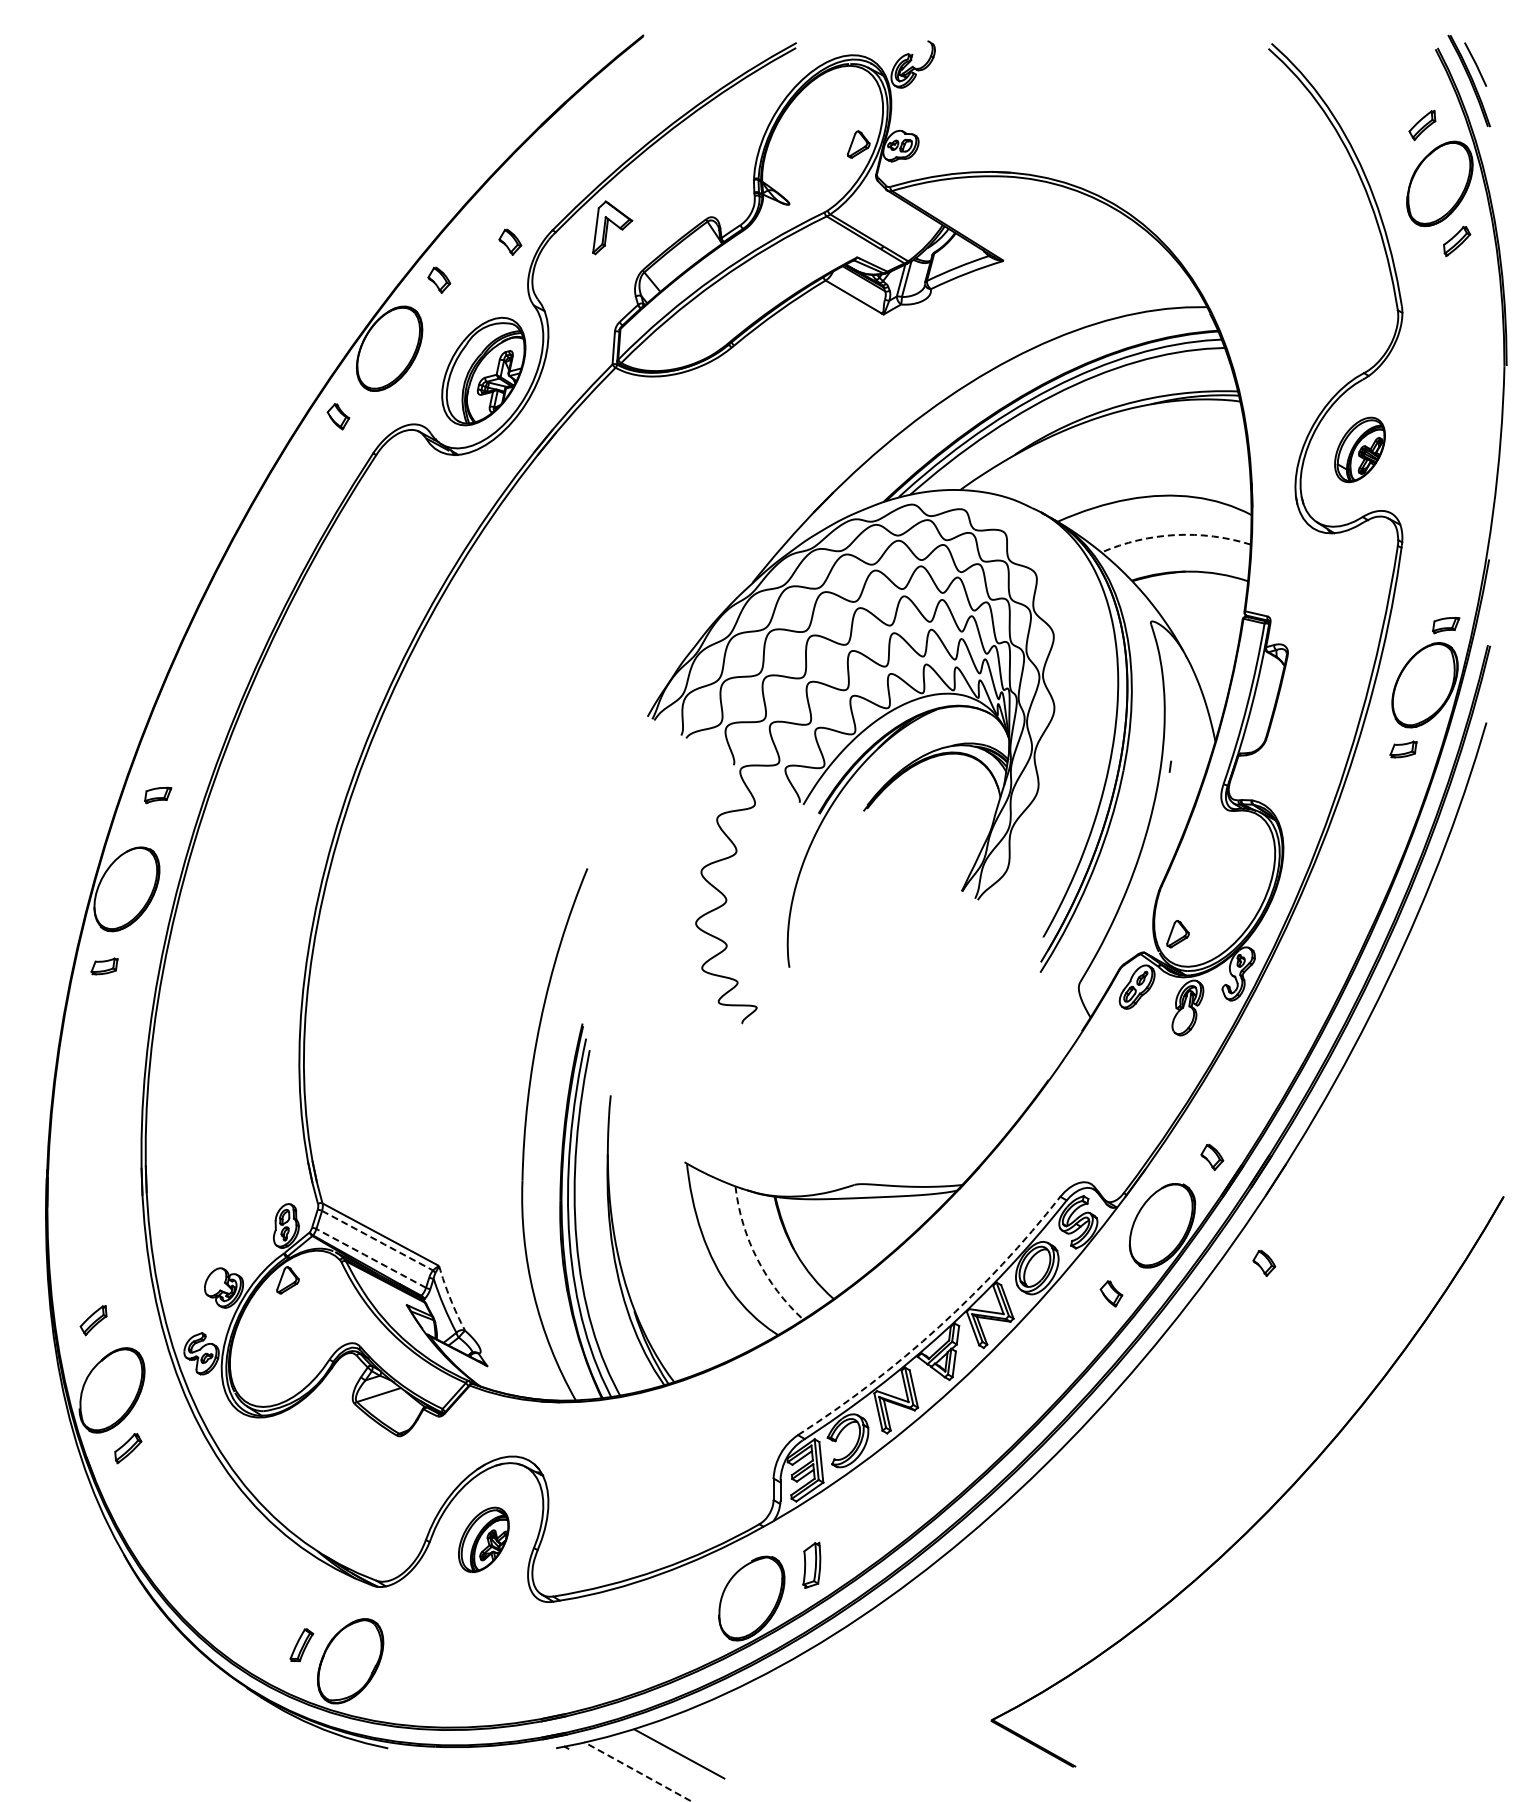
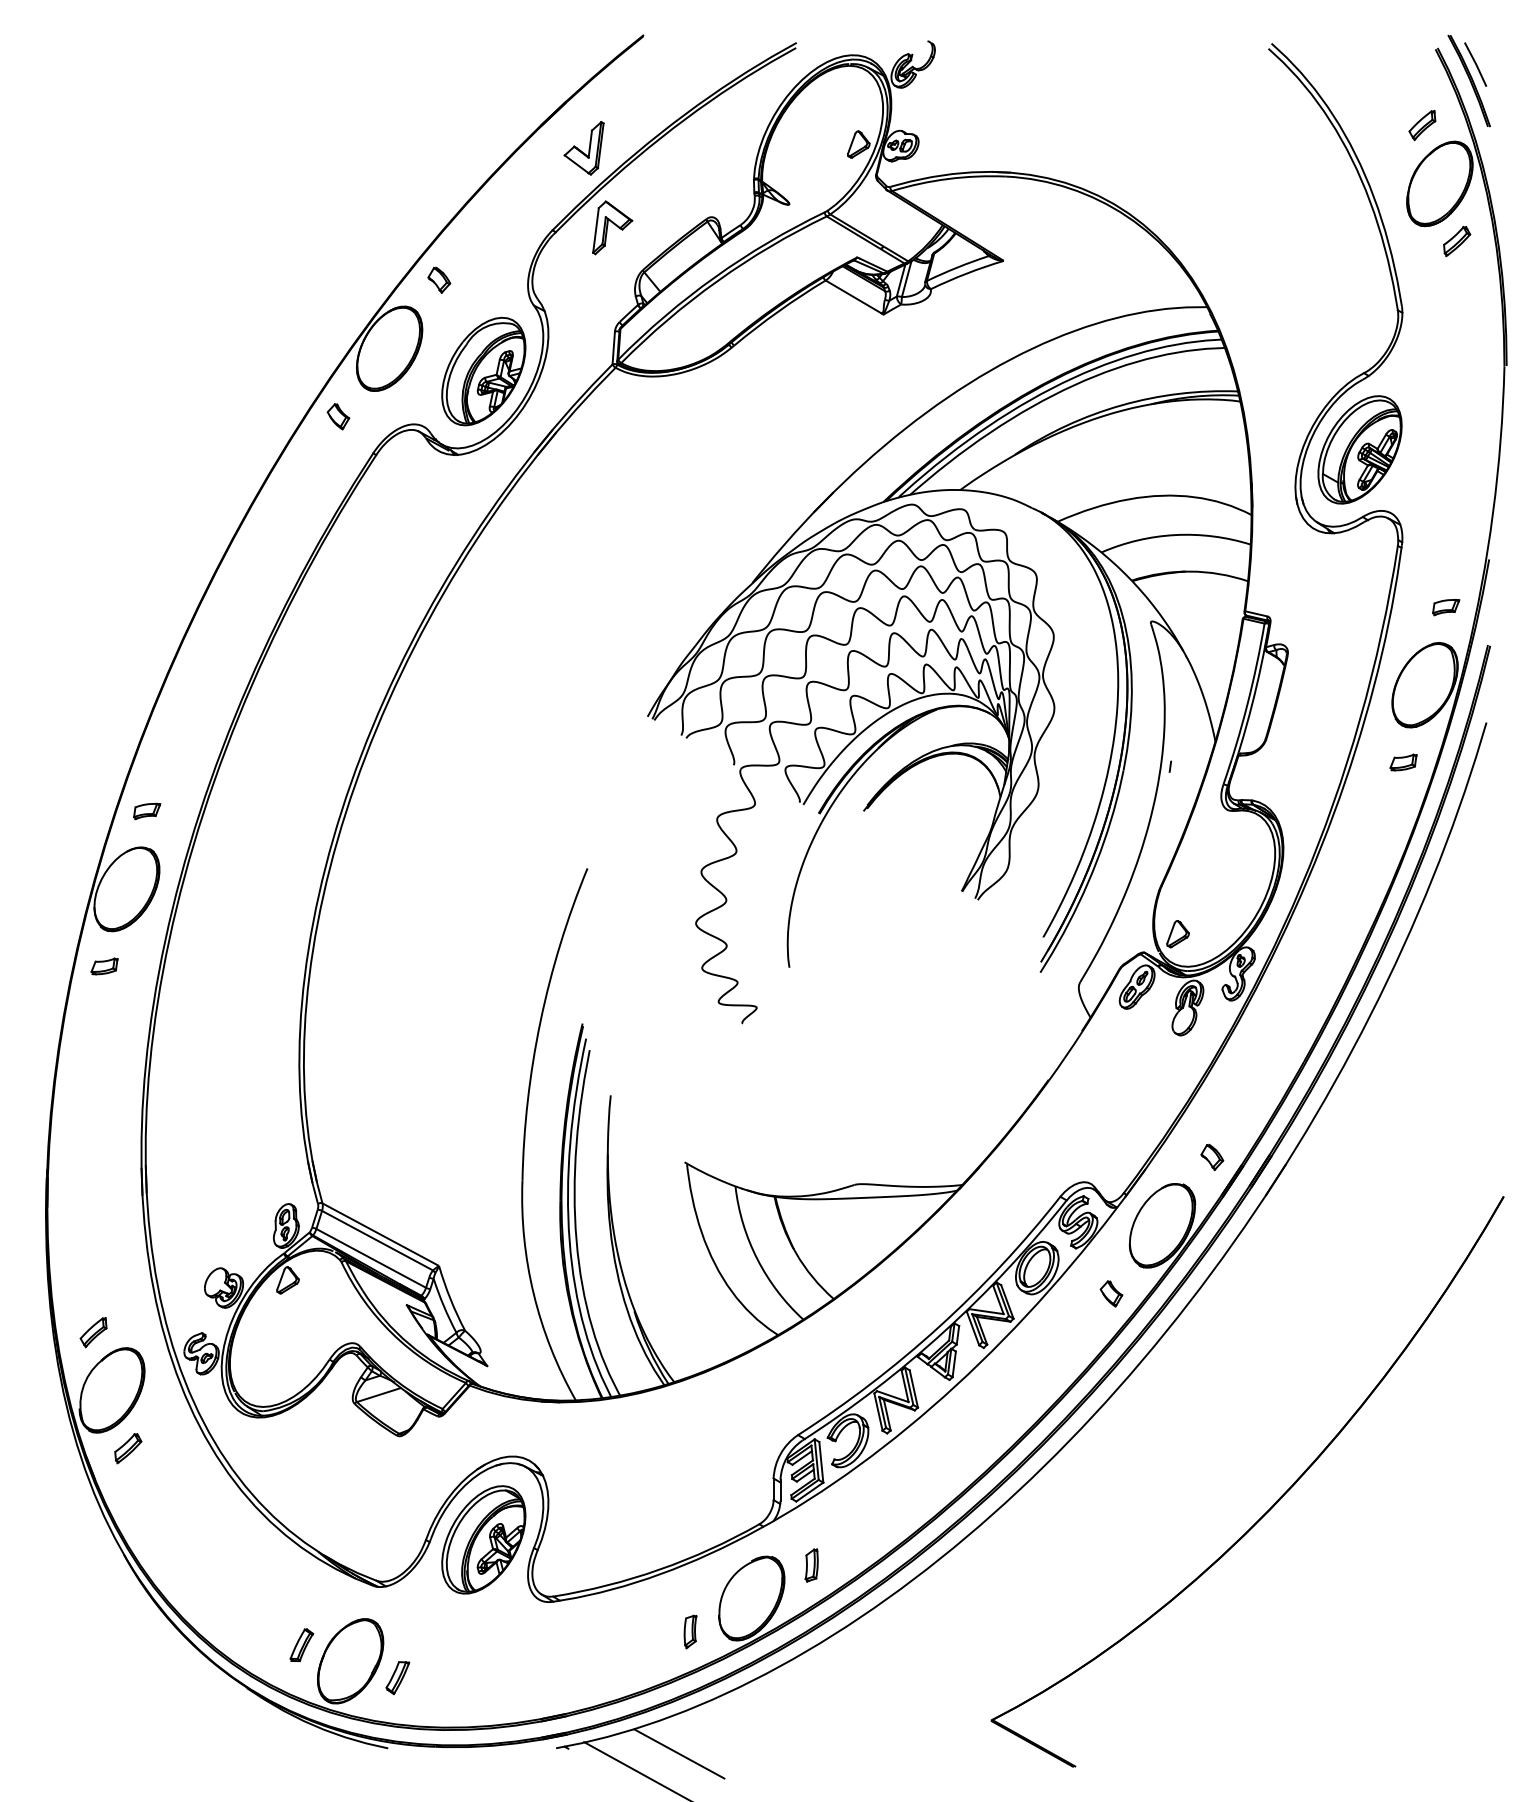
part: none -> present (583, 148)
part: present -> none (510, 241)
part size: 52x68 px -> 86x110 px (1359, 449)
arc: dashed -> solid (1175, 535)
part position: (1446, 625) -> (1446, 607) (1446, 607)
part position: (1403, 749) -> (1403, 762) (1403, 762)
part position: (158, 795) -> (147, 811) (147, 811)
line: dashed -> solid (378, 1240)
line: dashed -> solid (370, 1258)
arc: dashed -> solid (757, 1259)
part: present -> none (1264, 1263)
arc: dashed -> solid (450, 1298)
part position: (93, 1320) -> (93, 1332) (93, 1332)
arc: dashed -> solid (939, 1326)
part size: 52x68 px -> 86x110 px (483, 1539)
part size: 20x48 px -> 15x35 px (811, 1565)
part: none -> present (690, 1631)
part: none -> present (397, 1678)
line: dashed -> solid (637, 1771)
